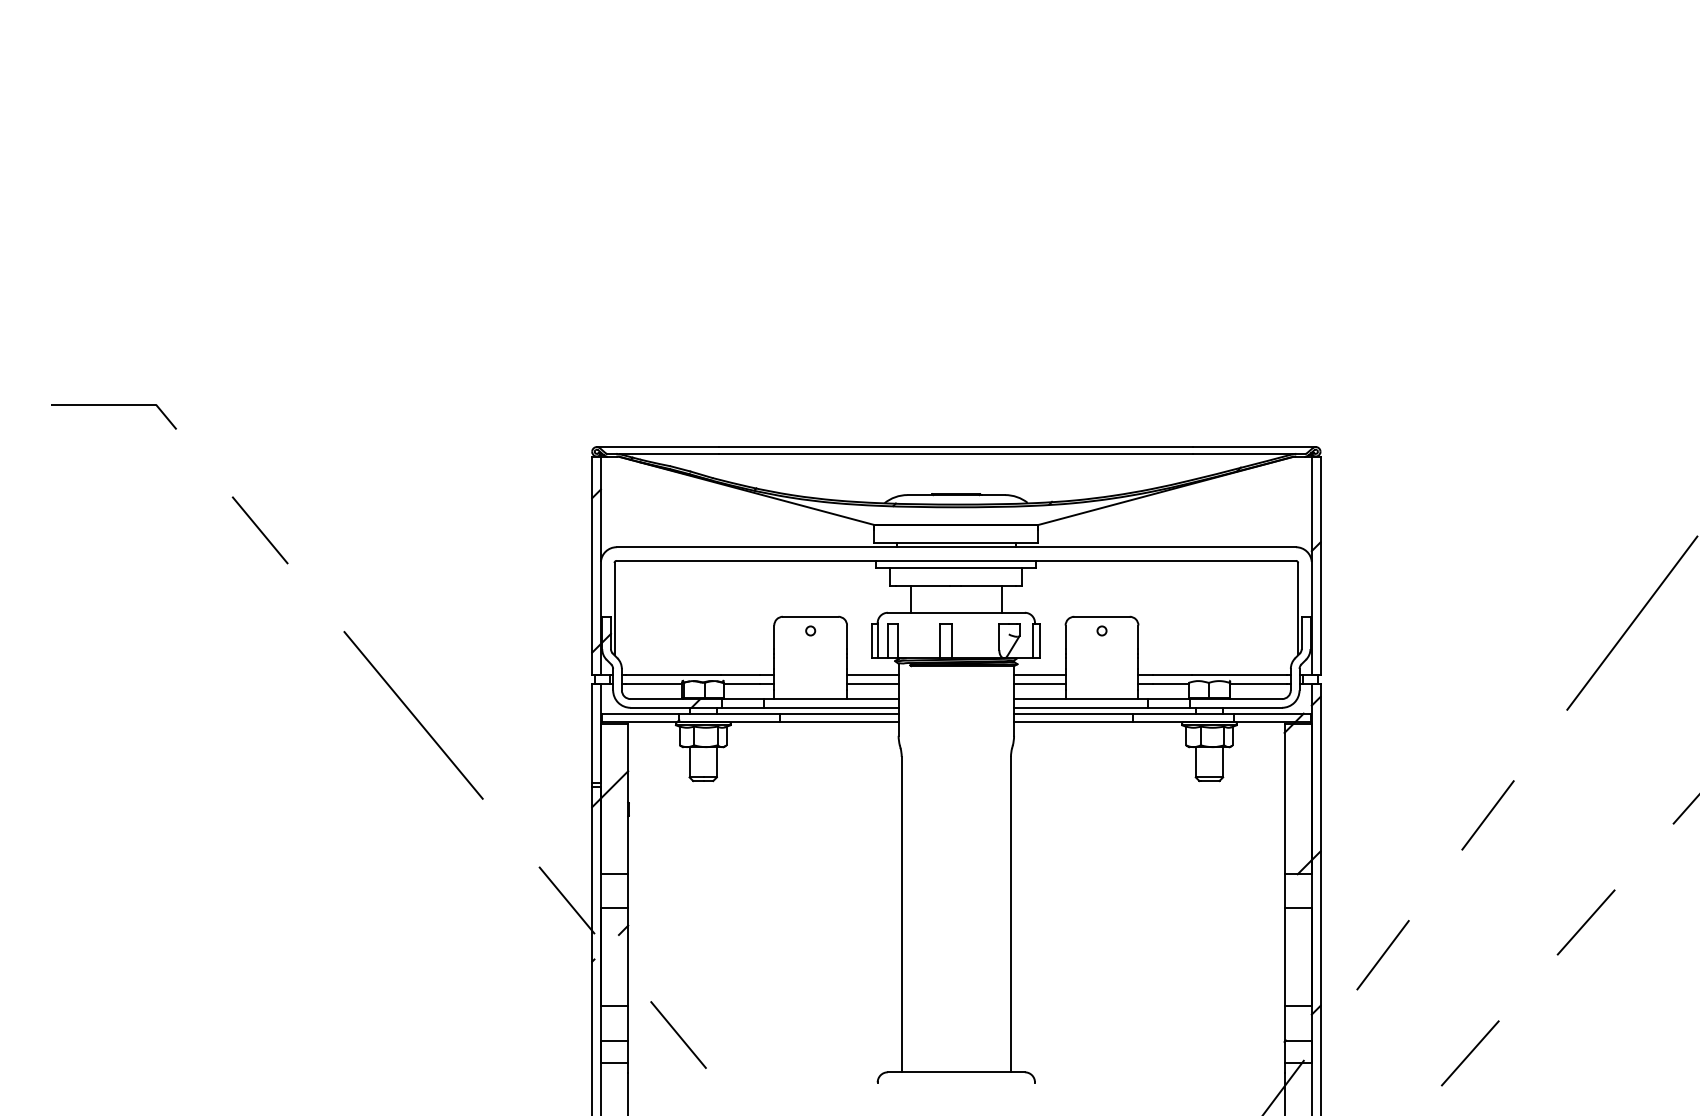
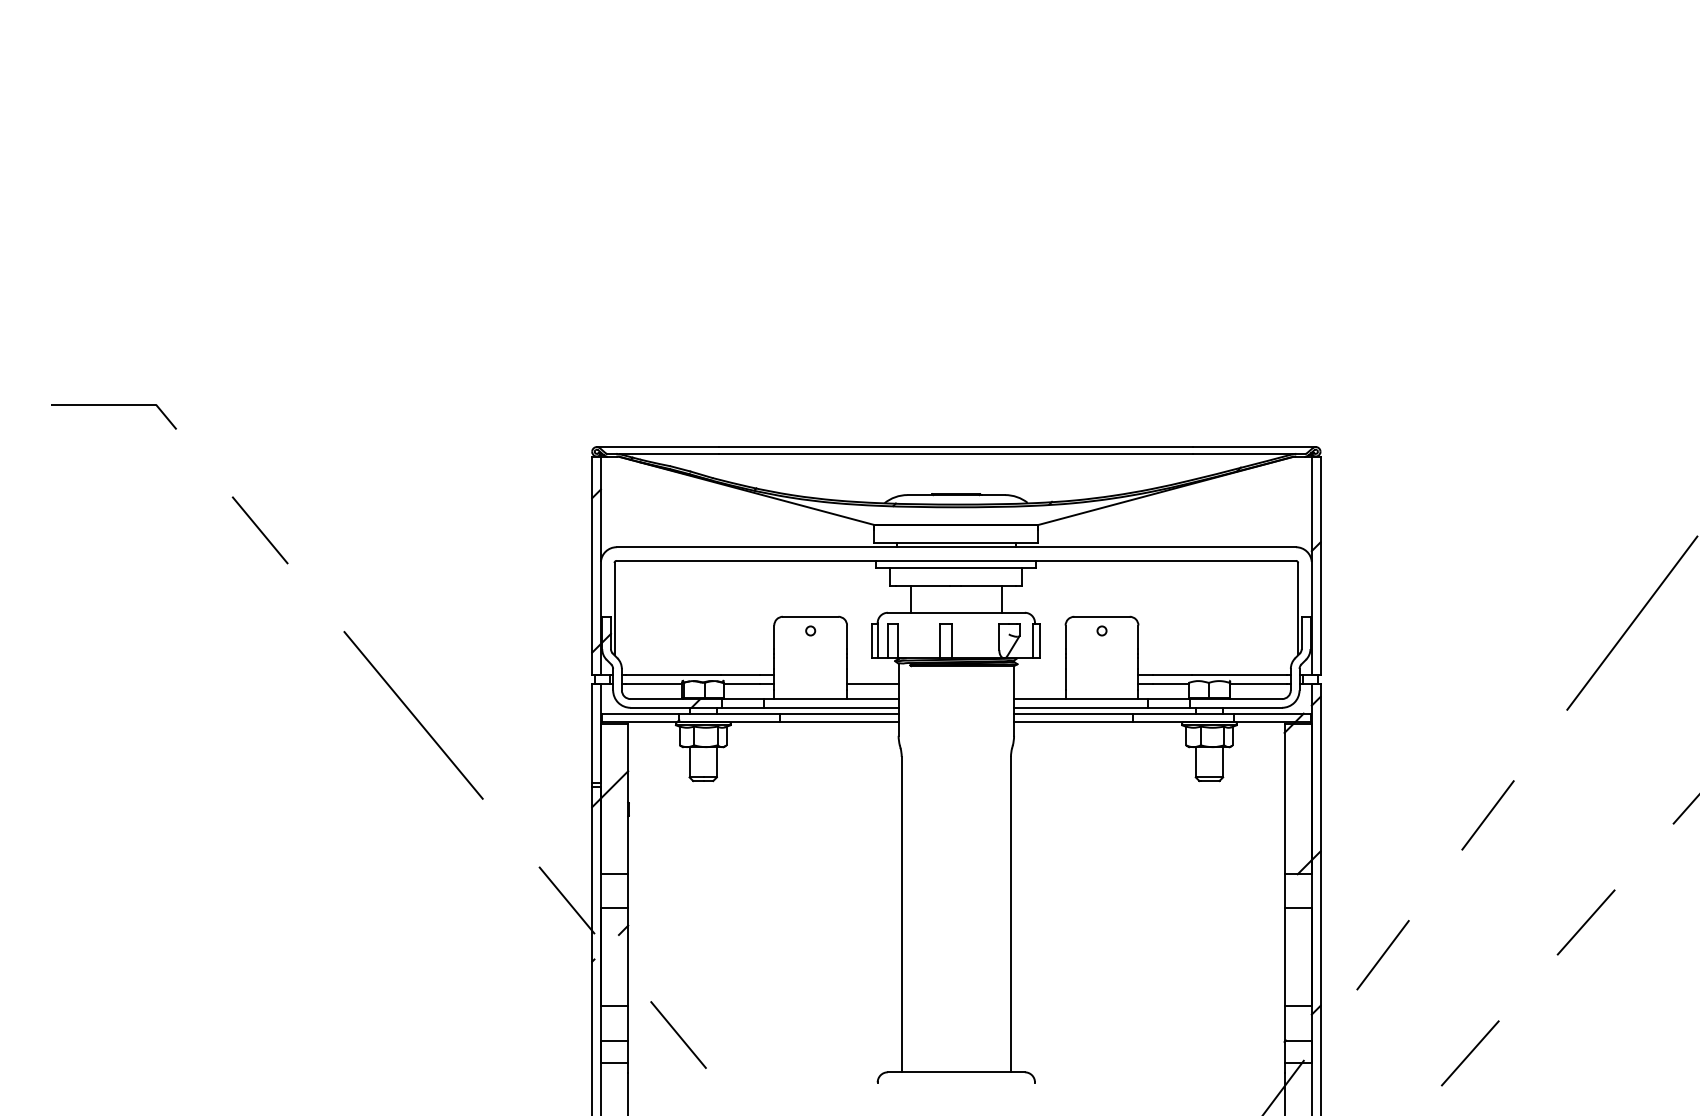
line: present -> none (872, 675)
line: present -> none (1039, 675)
line: present -> none (1039, 683)
